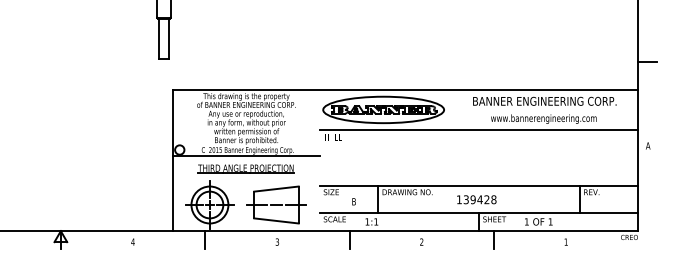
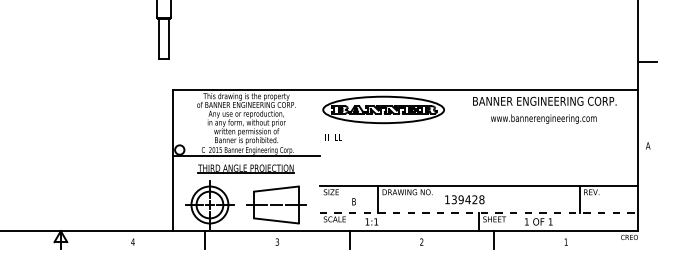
line: present -> none (478, 129)
text position: (476, 199) -> (464, 199) (464, 199)
line: solid -> dashed (479, 212)
